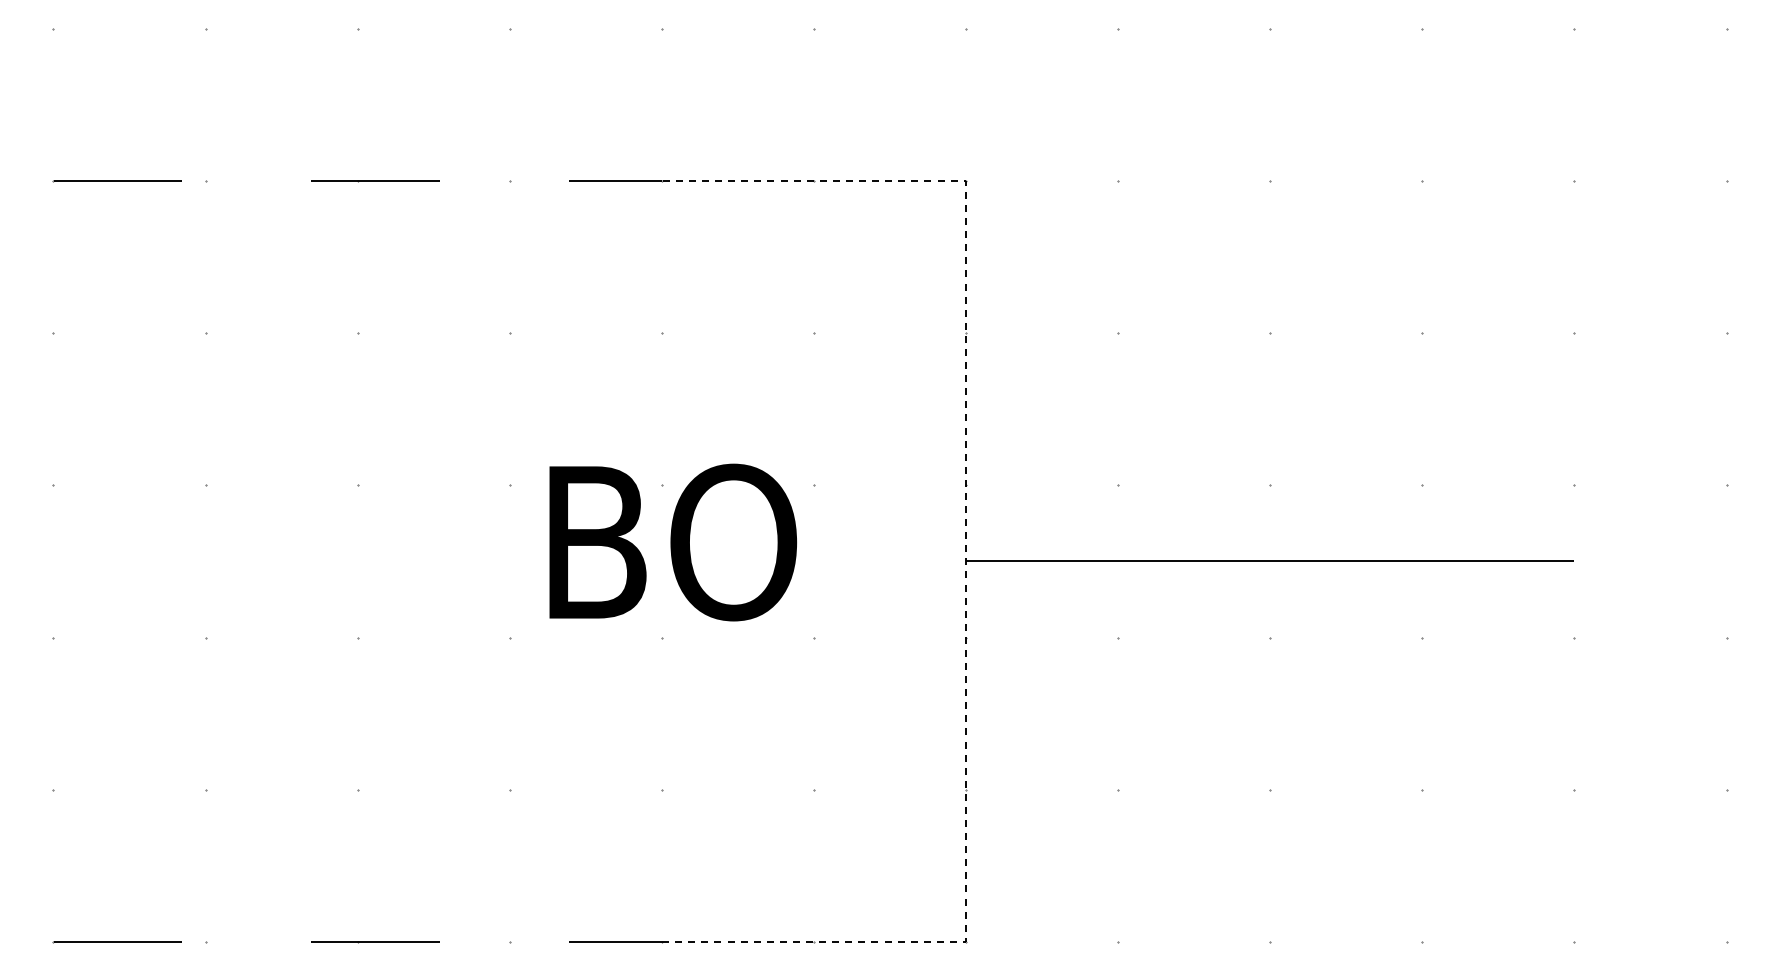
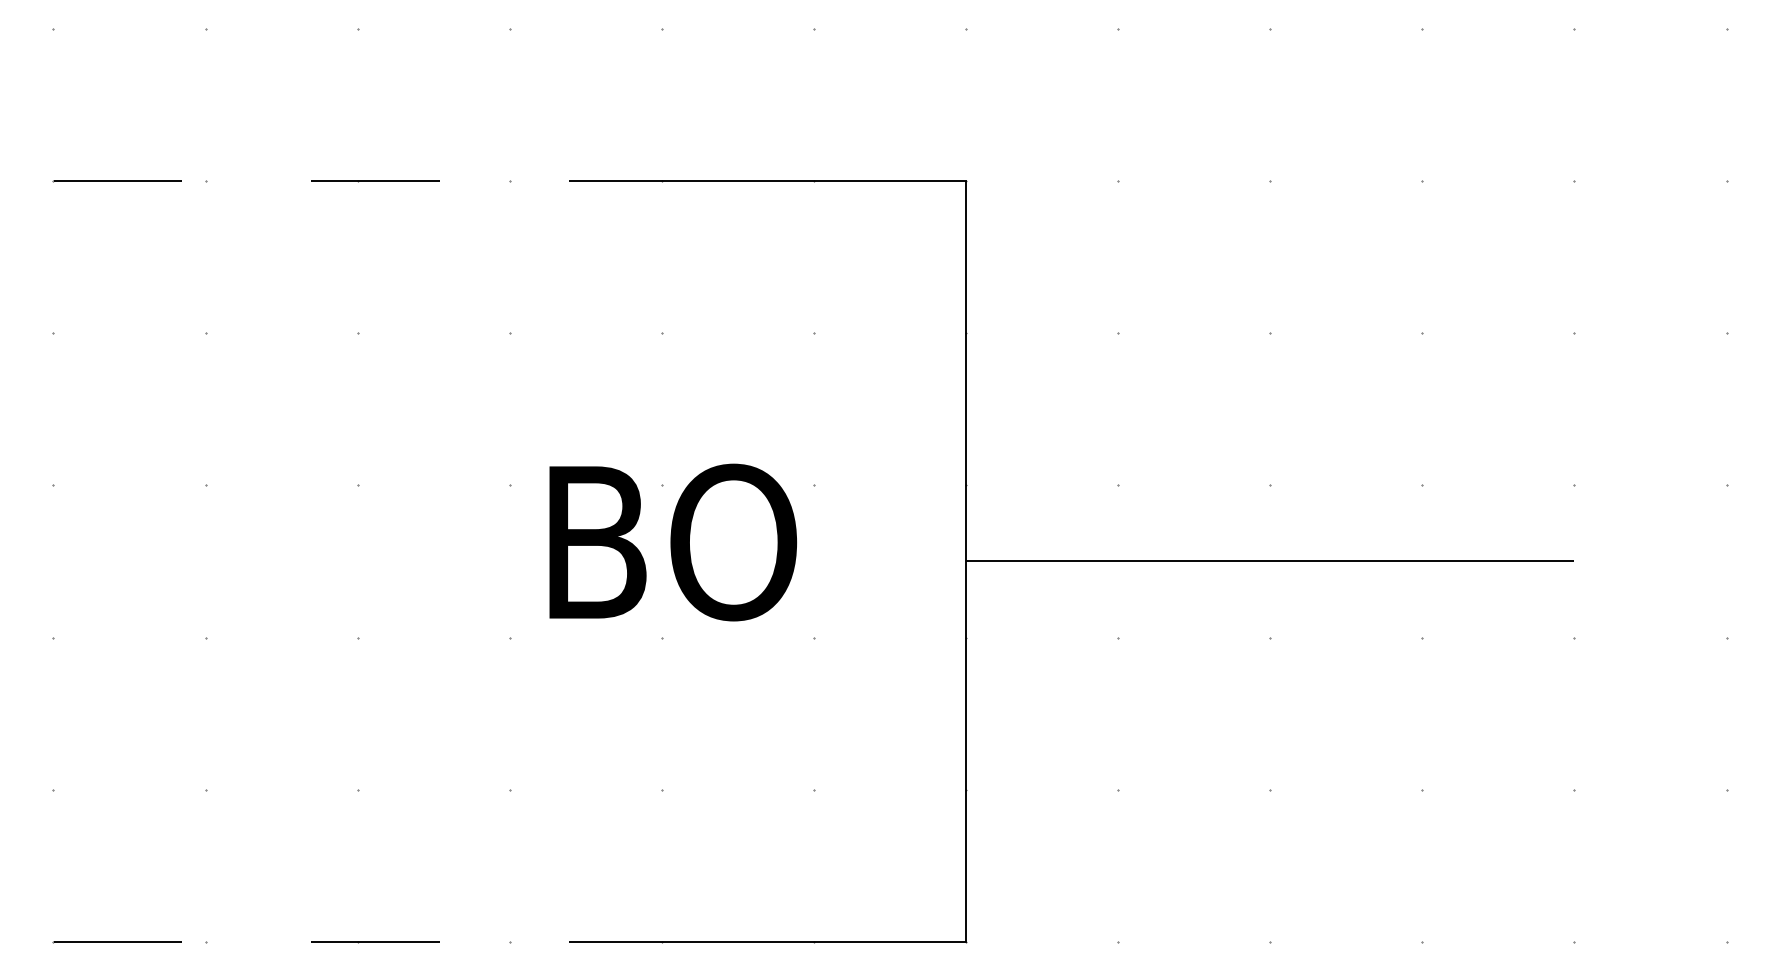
line: dashed -> solid (966, 561)
